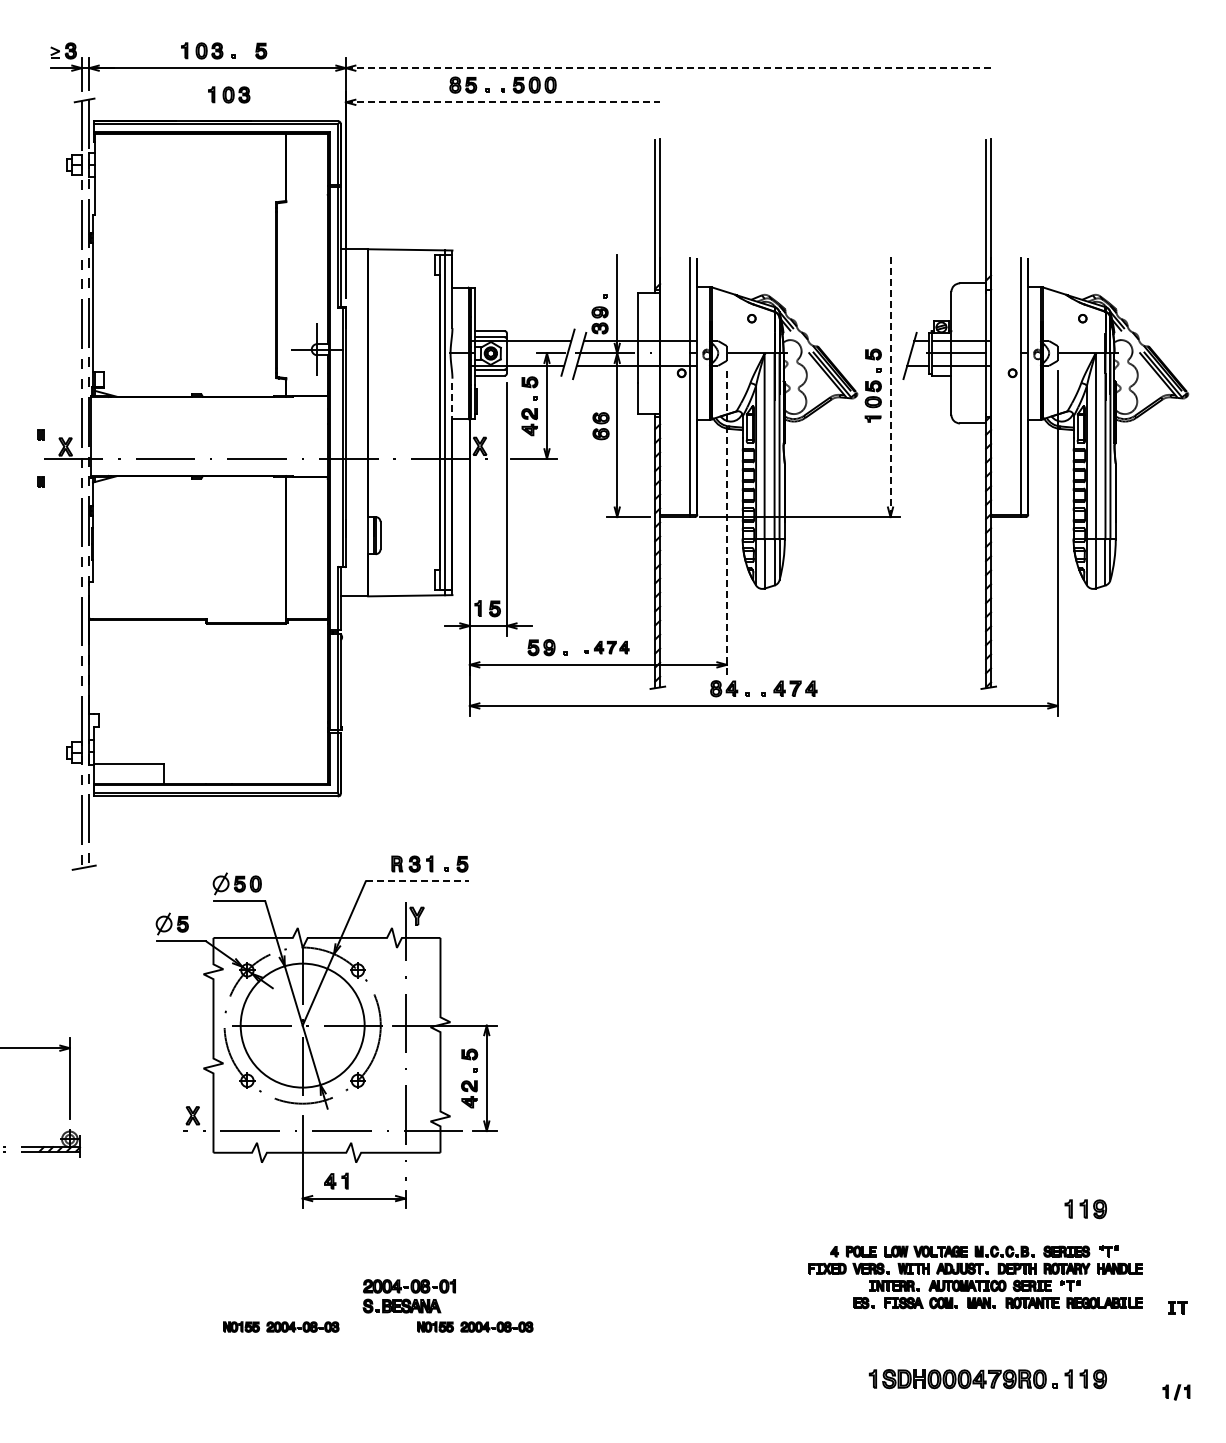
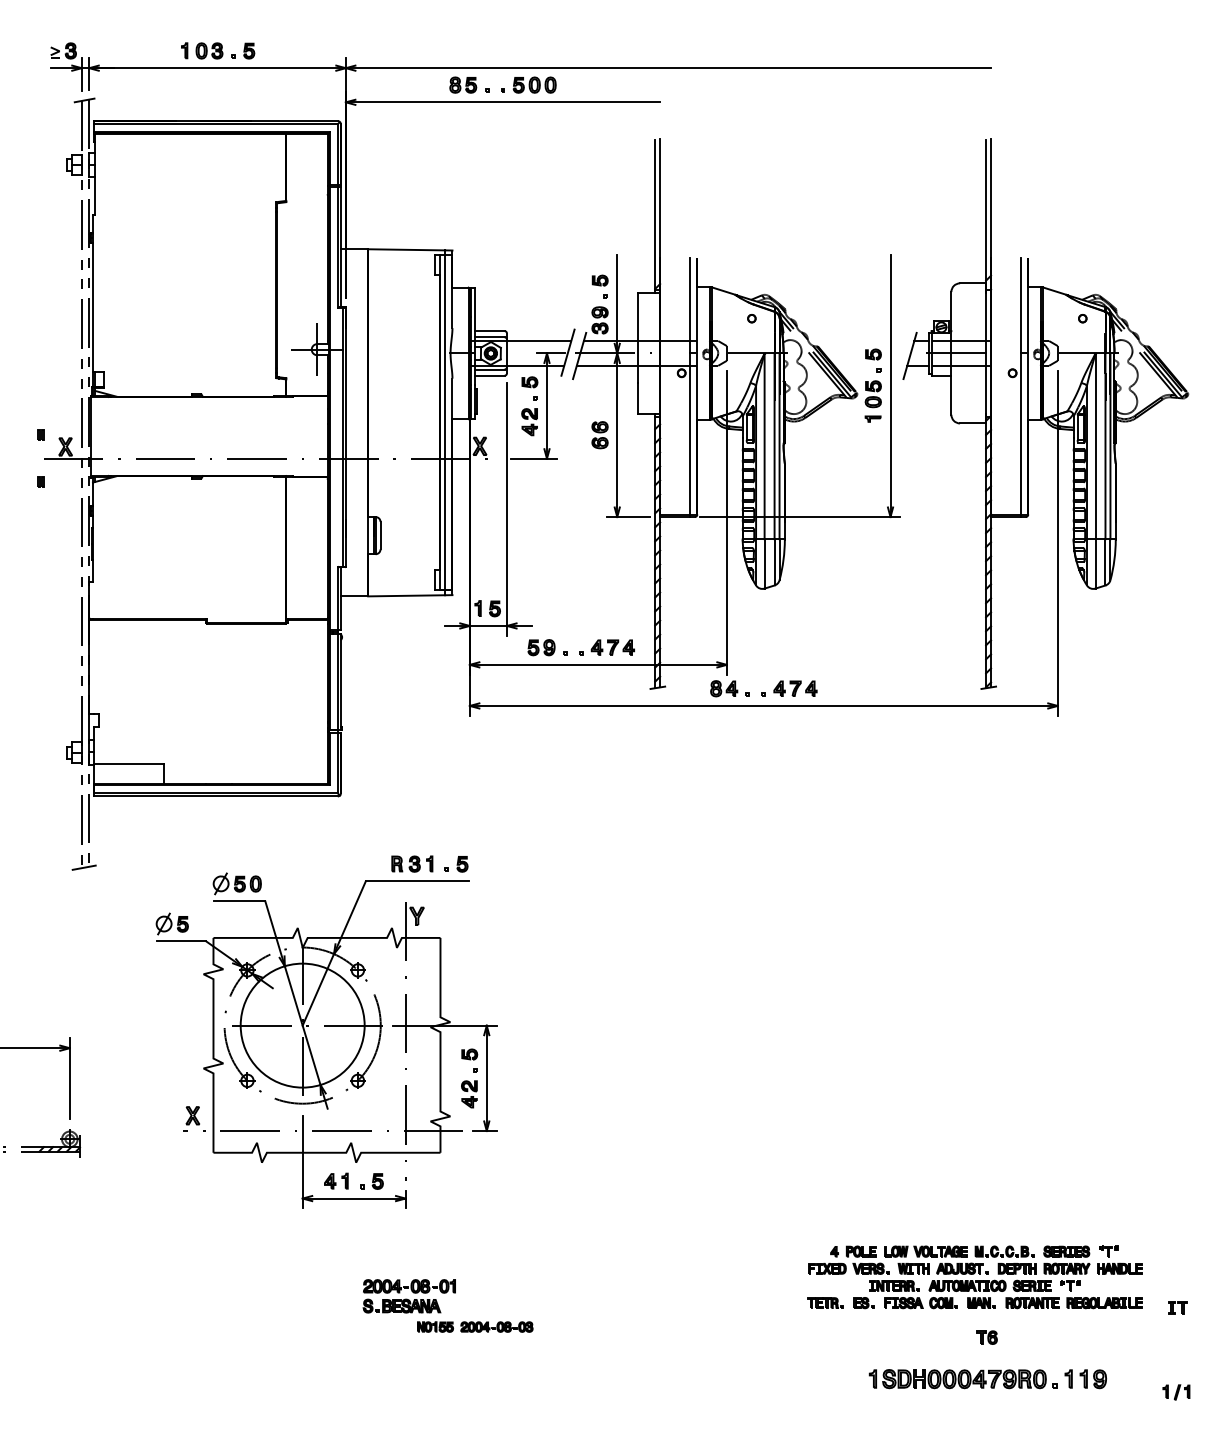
part position: (261, 50) -> (249, 50) (249, 50)
line: dashed -> solid (668, 68)
part: present -> none (229, 94)
line: dashed -> solid (503, 102)
part: none -> present (599, 280)
line: dashed -> solid (890, 386)
line: dashed -> solid (452, 400)
part position: (600, 426) -> (599, 435) (599, 435)
line: dashed -> solid (726, 523)
part size: 46x15 px -> 56x17 px (606, 647)
line: dashed -> solid (417, 881)
part: none -> present (371, 1181)
part: present -> none (1085, 1209)
part: none -> present (825, 1302)
part: present -> none (281, 1326)
part: none -> present (986, 1337)
